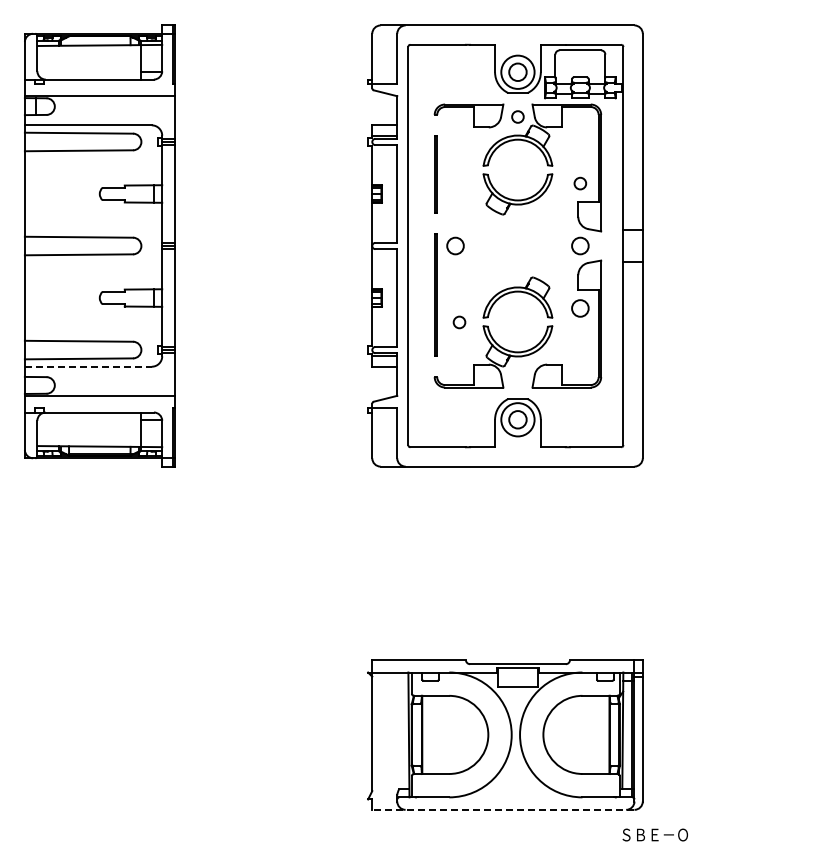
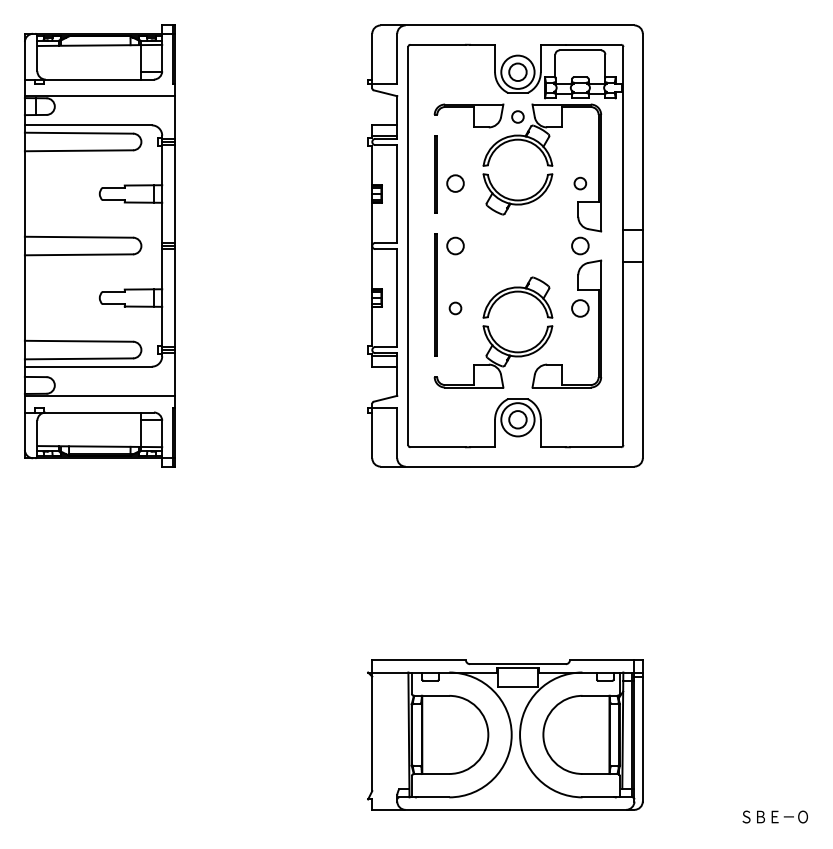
circle: none -> present (455, 183)
circle position: (459, 322) -> (455, 308) (455, 308)
line: dashed -> solid (88, 366)
line: dashed -> solid (502, 809)
text position: (654, 834) -> (774, 816) (774, 816)
